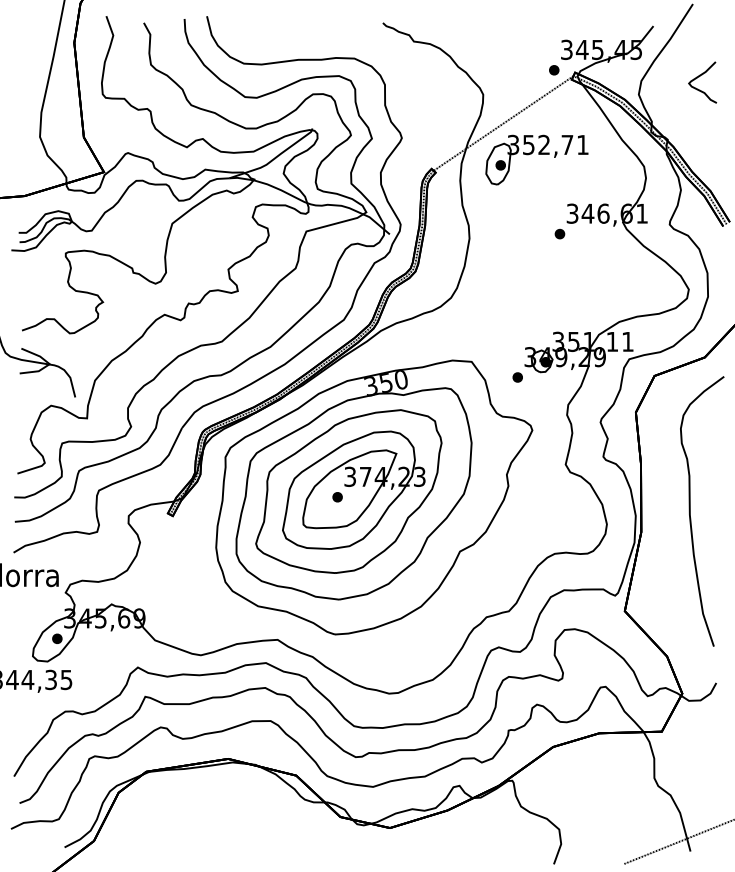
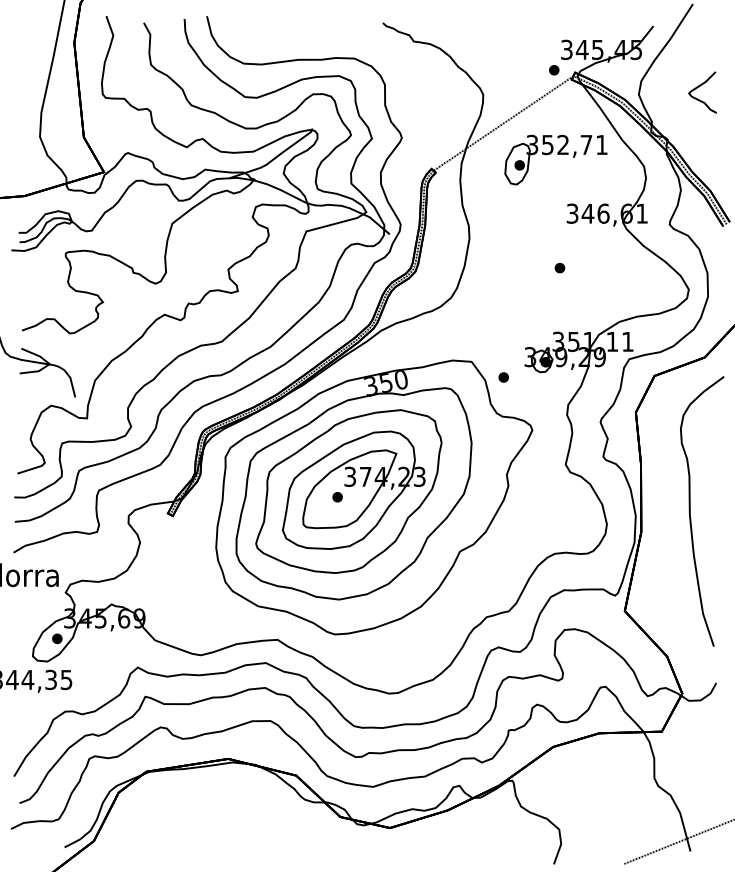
curve position: (699, 77) -> (699, 87) (699, 87)
part position: (536, 159) -> (555, 159) (555, 159)
part position: (559, 233) -> (559, 267) (559, 267)
part position: (517, 377) -> (503, 377) (503, 377)
